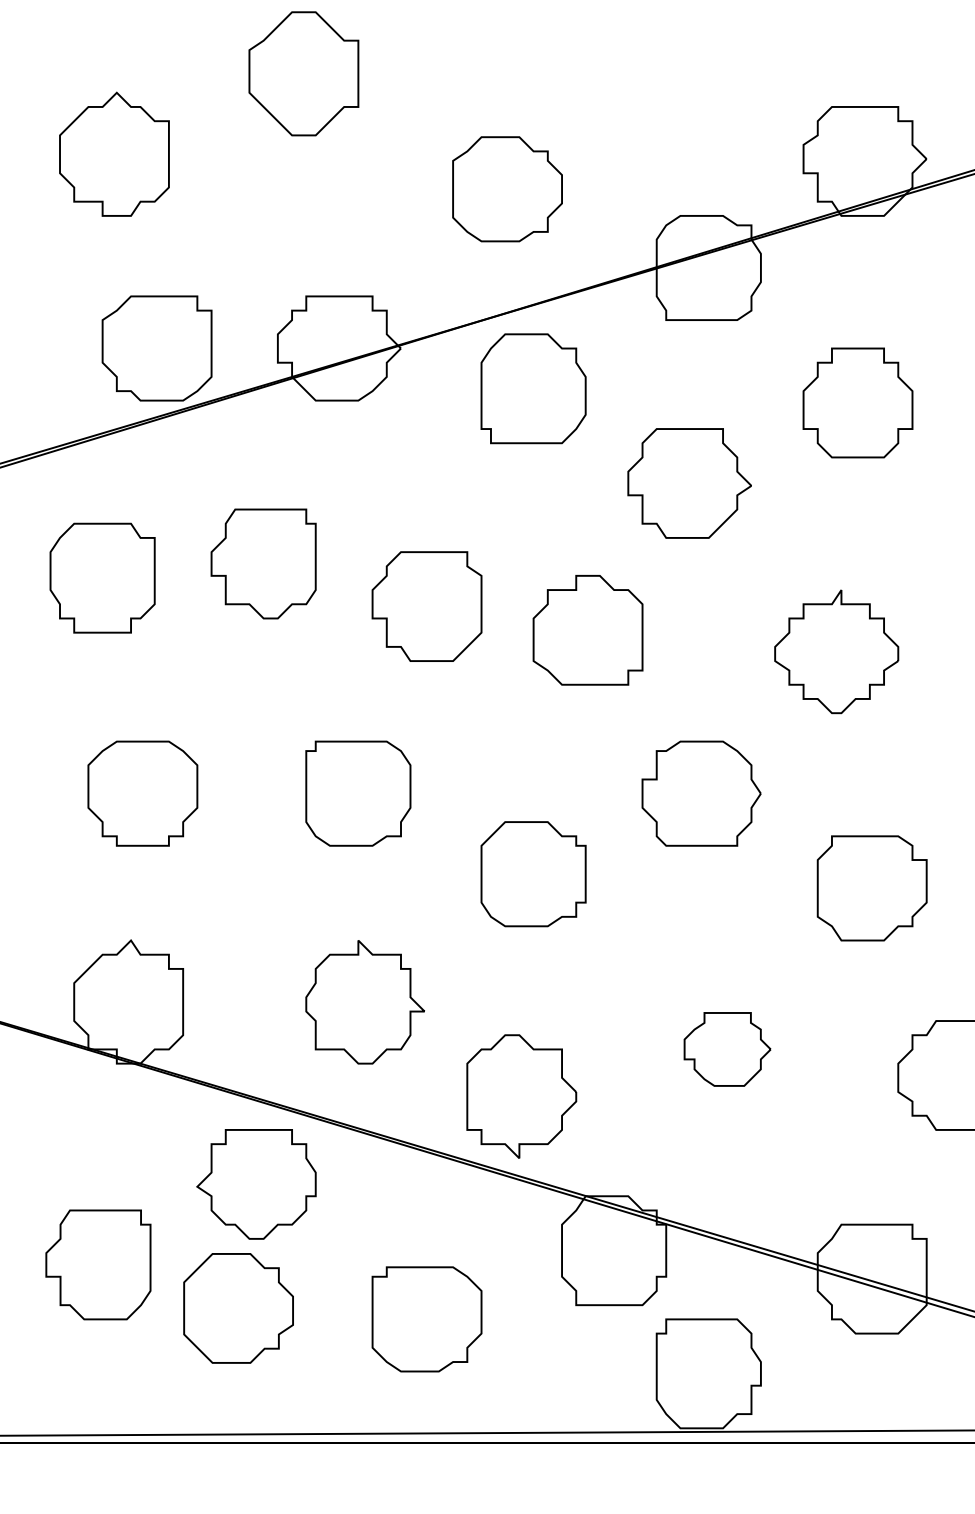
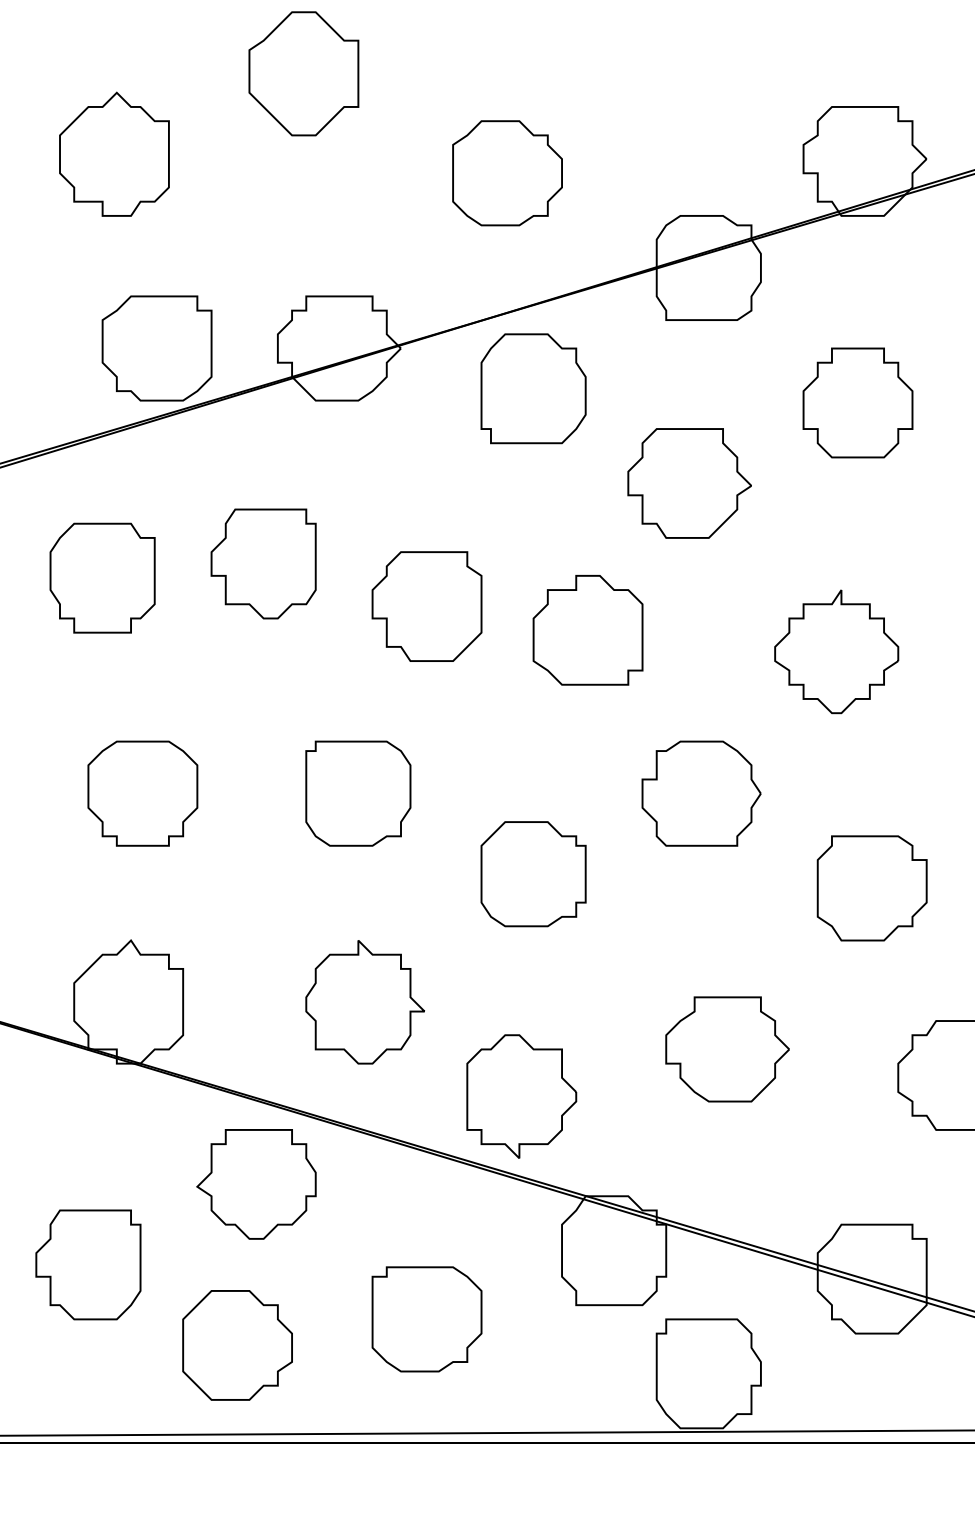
part position: (507, 189) -> (507, 173) (507, 173)
part size: 89x75 px -> 125x107 px (727, 1049)
part position: (98, 1264) -> (88, 1264) (88, 1264)
part position: (238, 1308) -> (237, 1345) (237, 1345)
